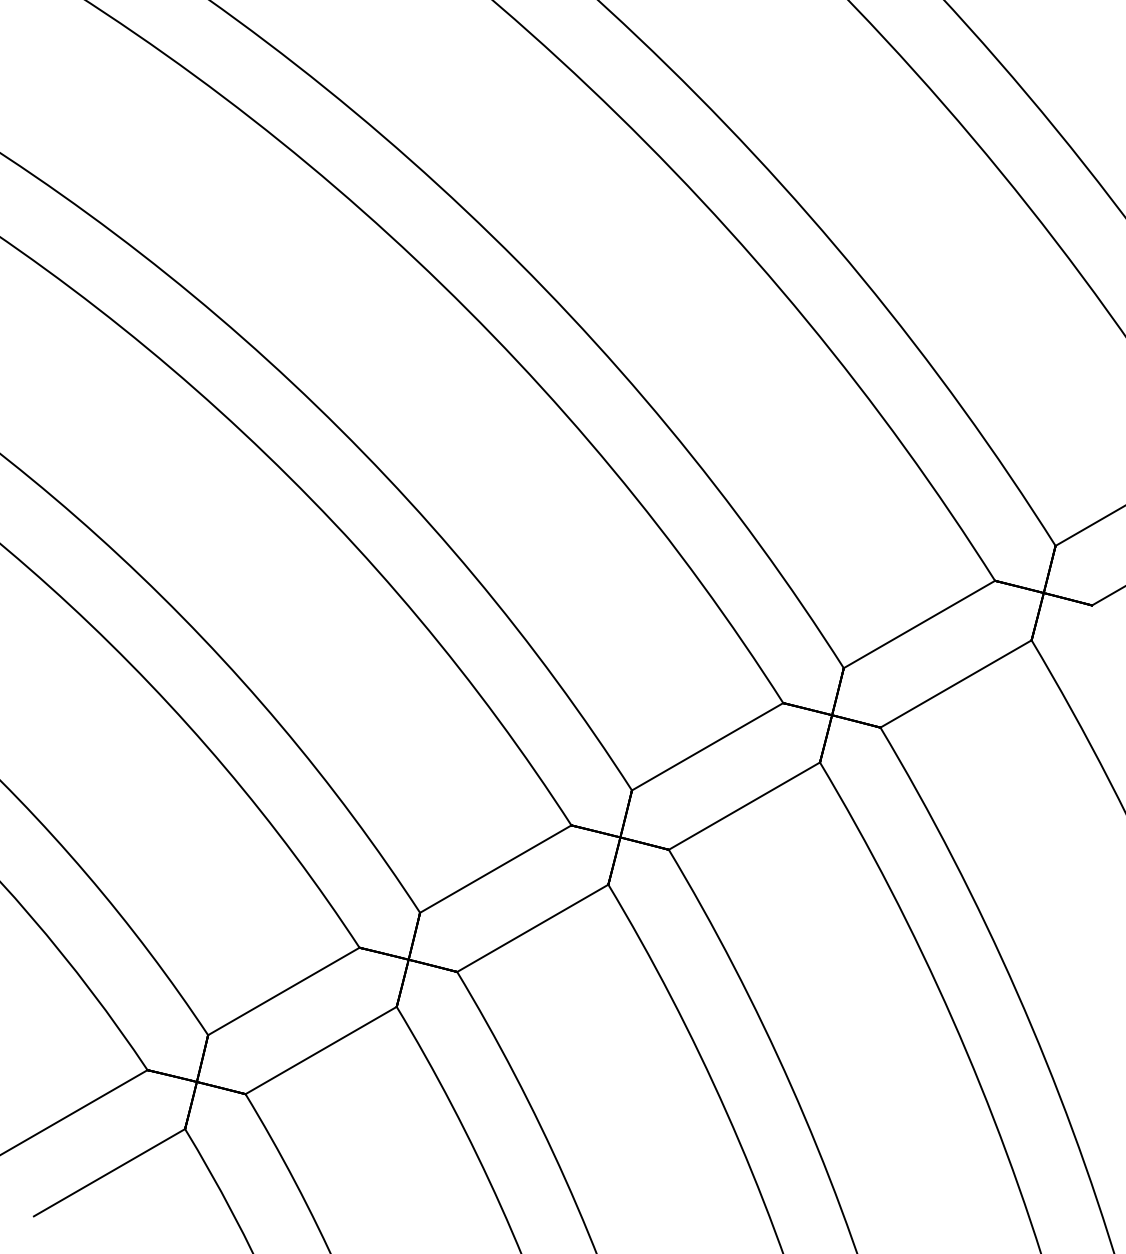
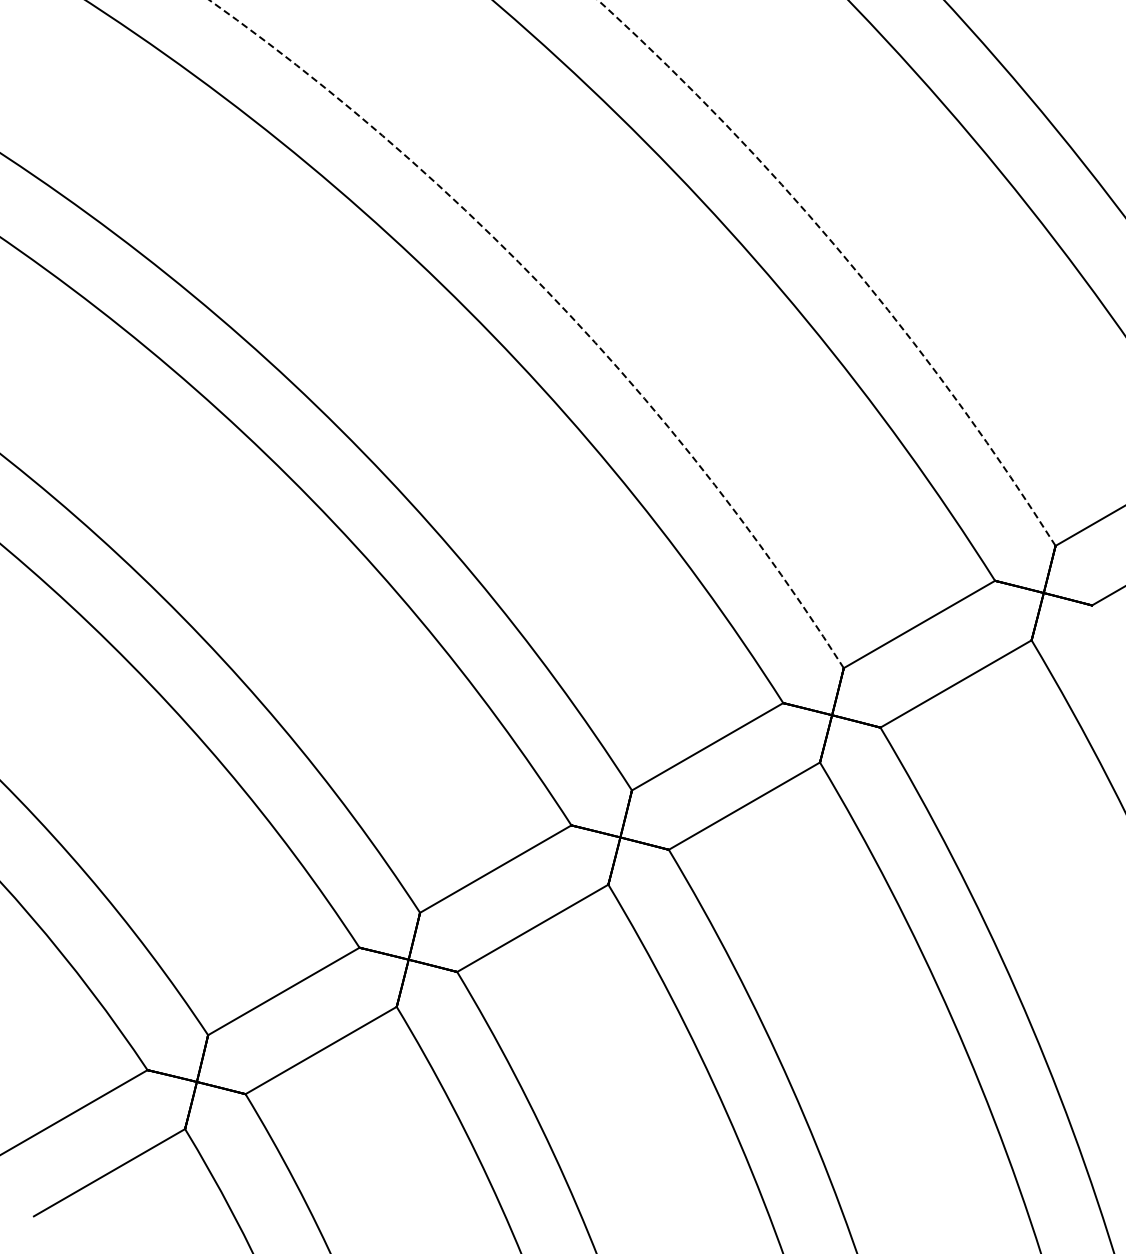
arc: solid -> dashed (844, 256)
arc: solid -> dashed (558, 302)
